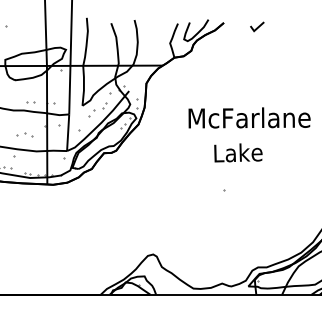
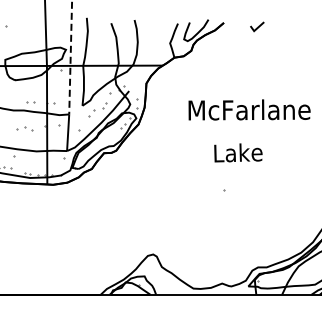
line: solid -> dashed (70, 57)
text position: (249, 117) -> (249, 109) (249, 109)
part position: (24, 134) -> (24, 128) (24, 128)
